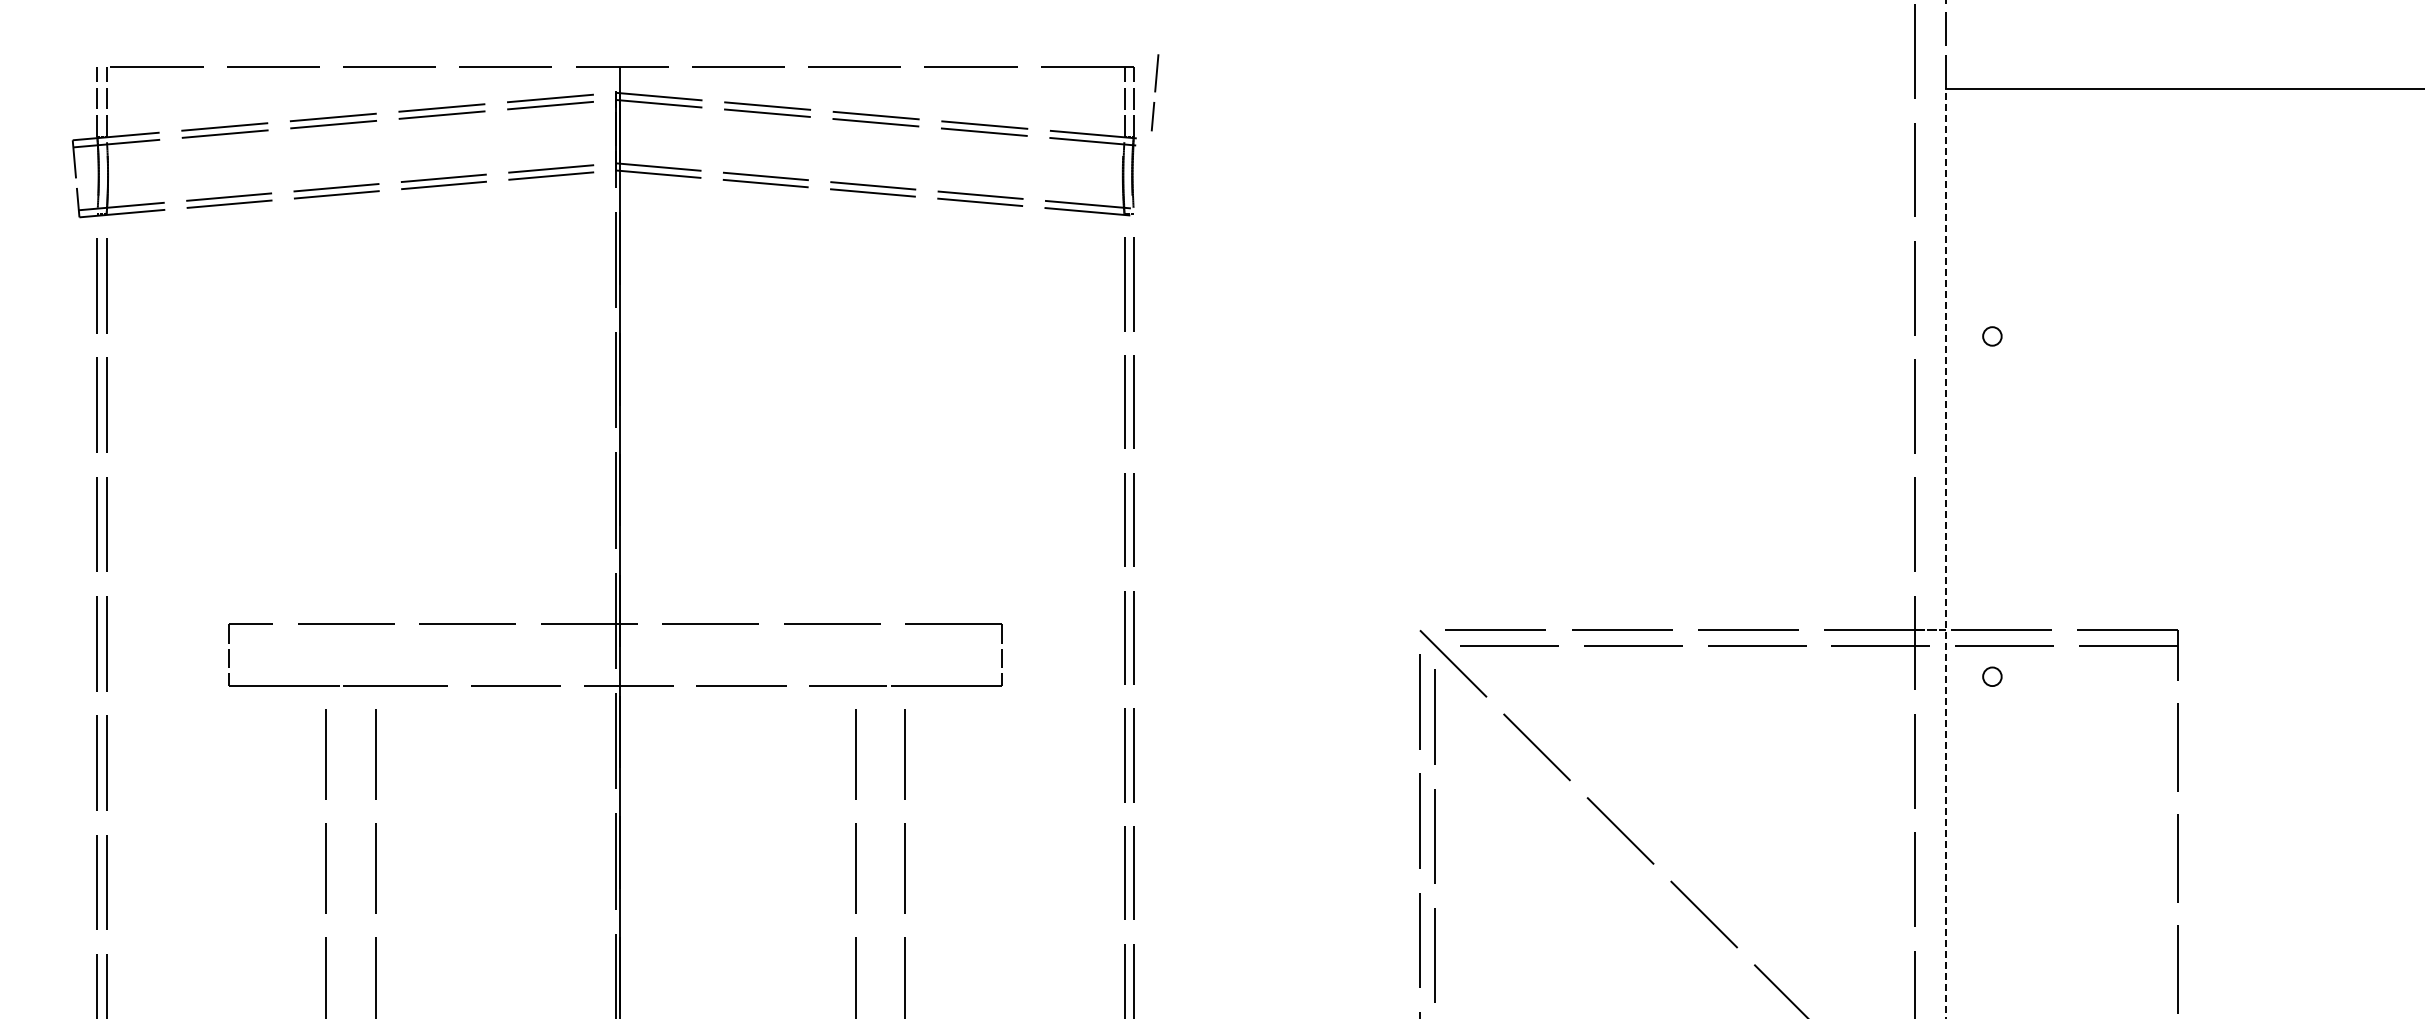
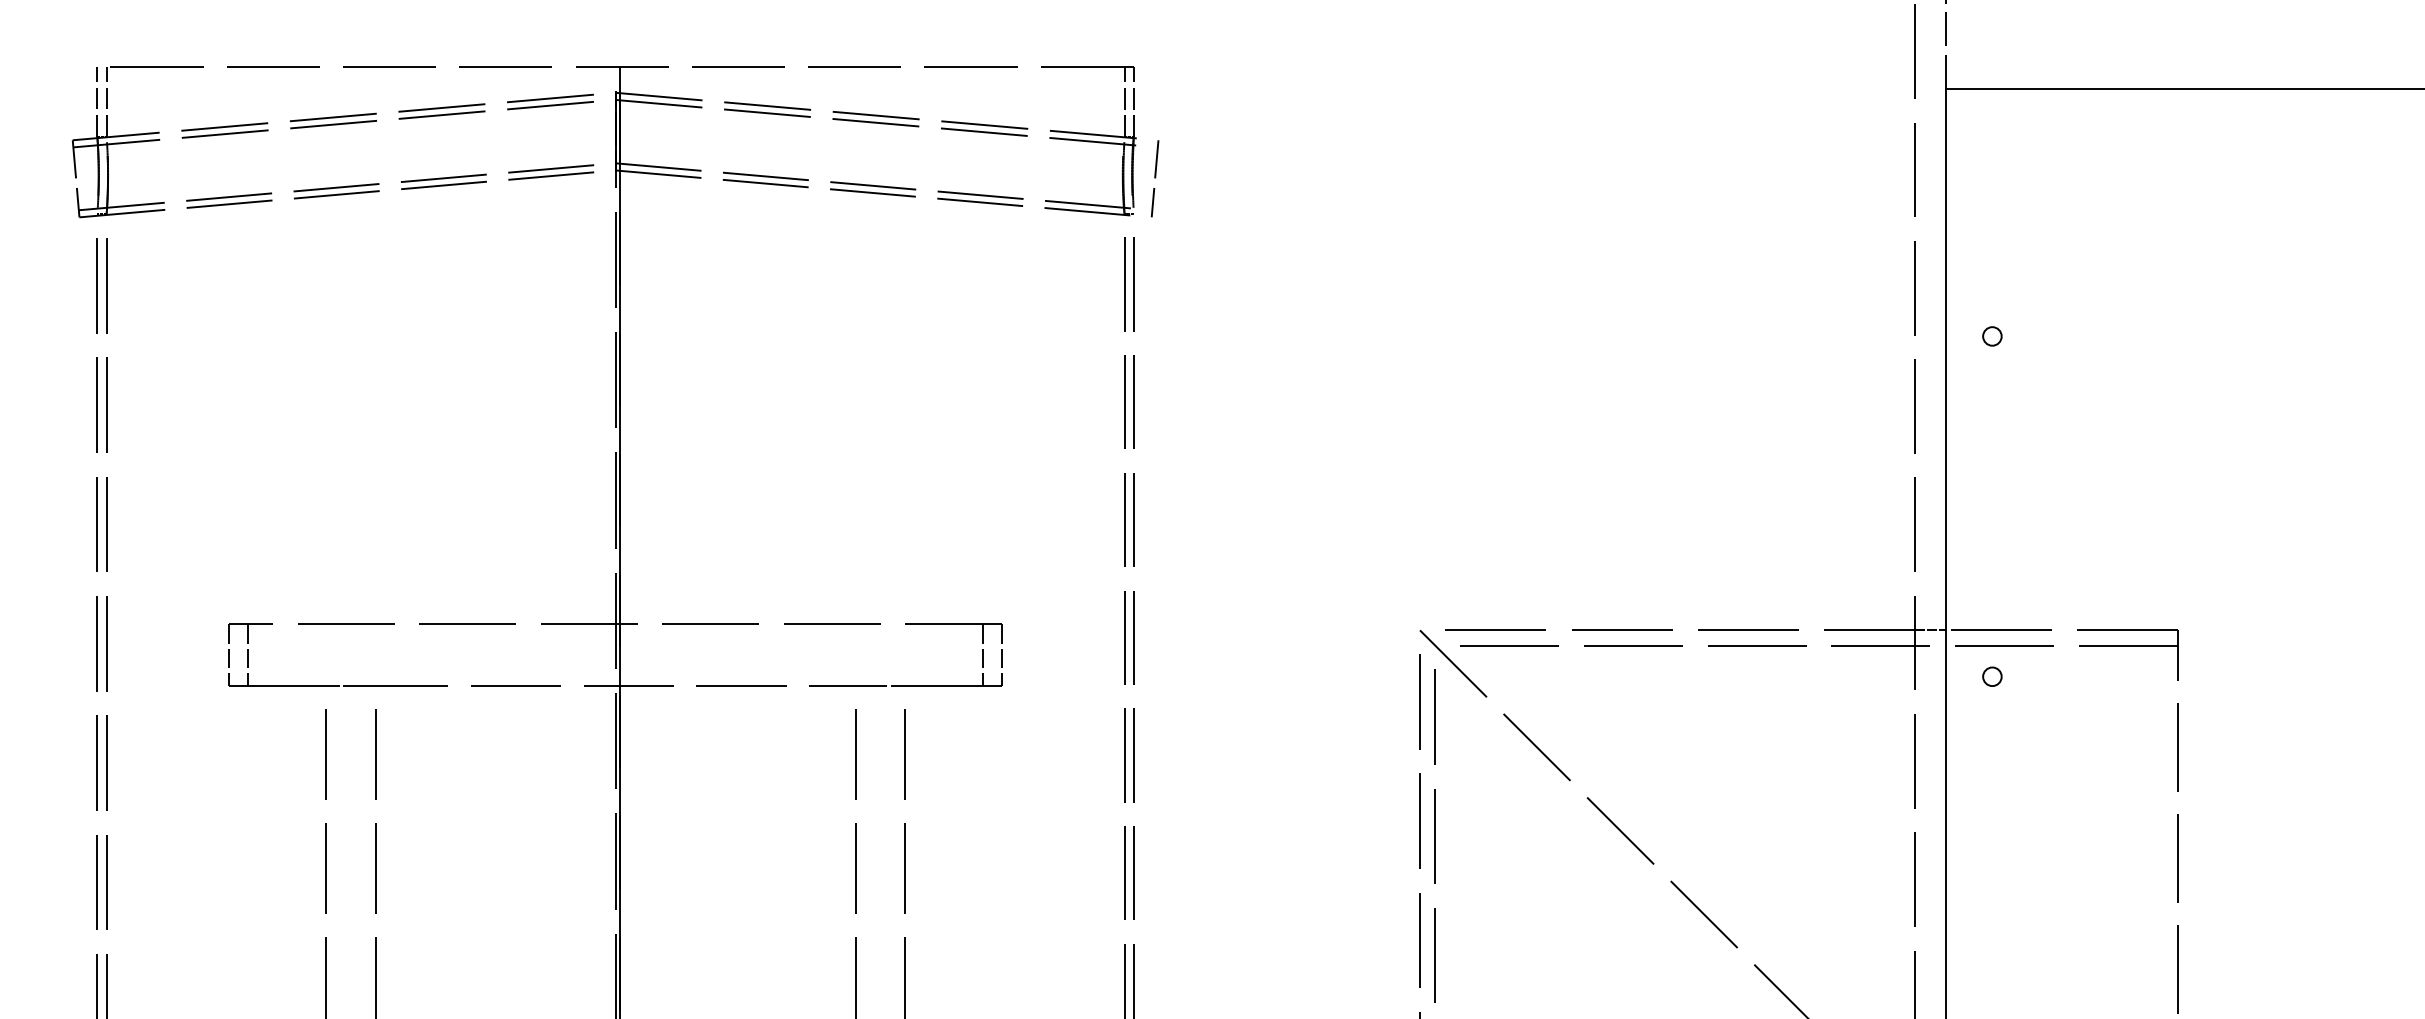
line position: (1154, 92) -> (1154, 178) (1154, 178)
line: dashed -> solid (1946, 553)
line: none -> present (248, 655)
line: none -> present (983, 655)
